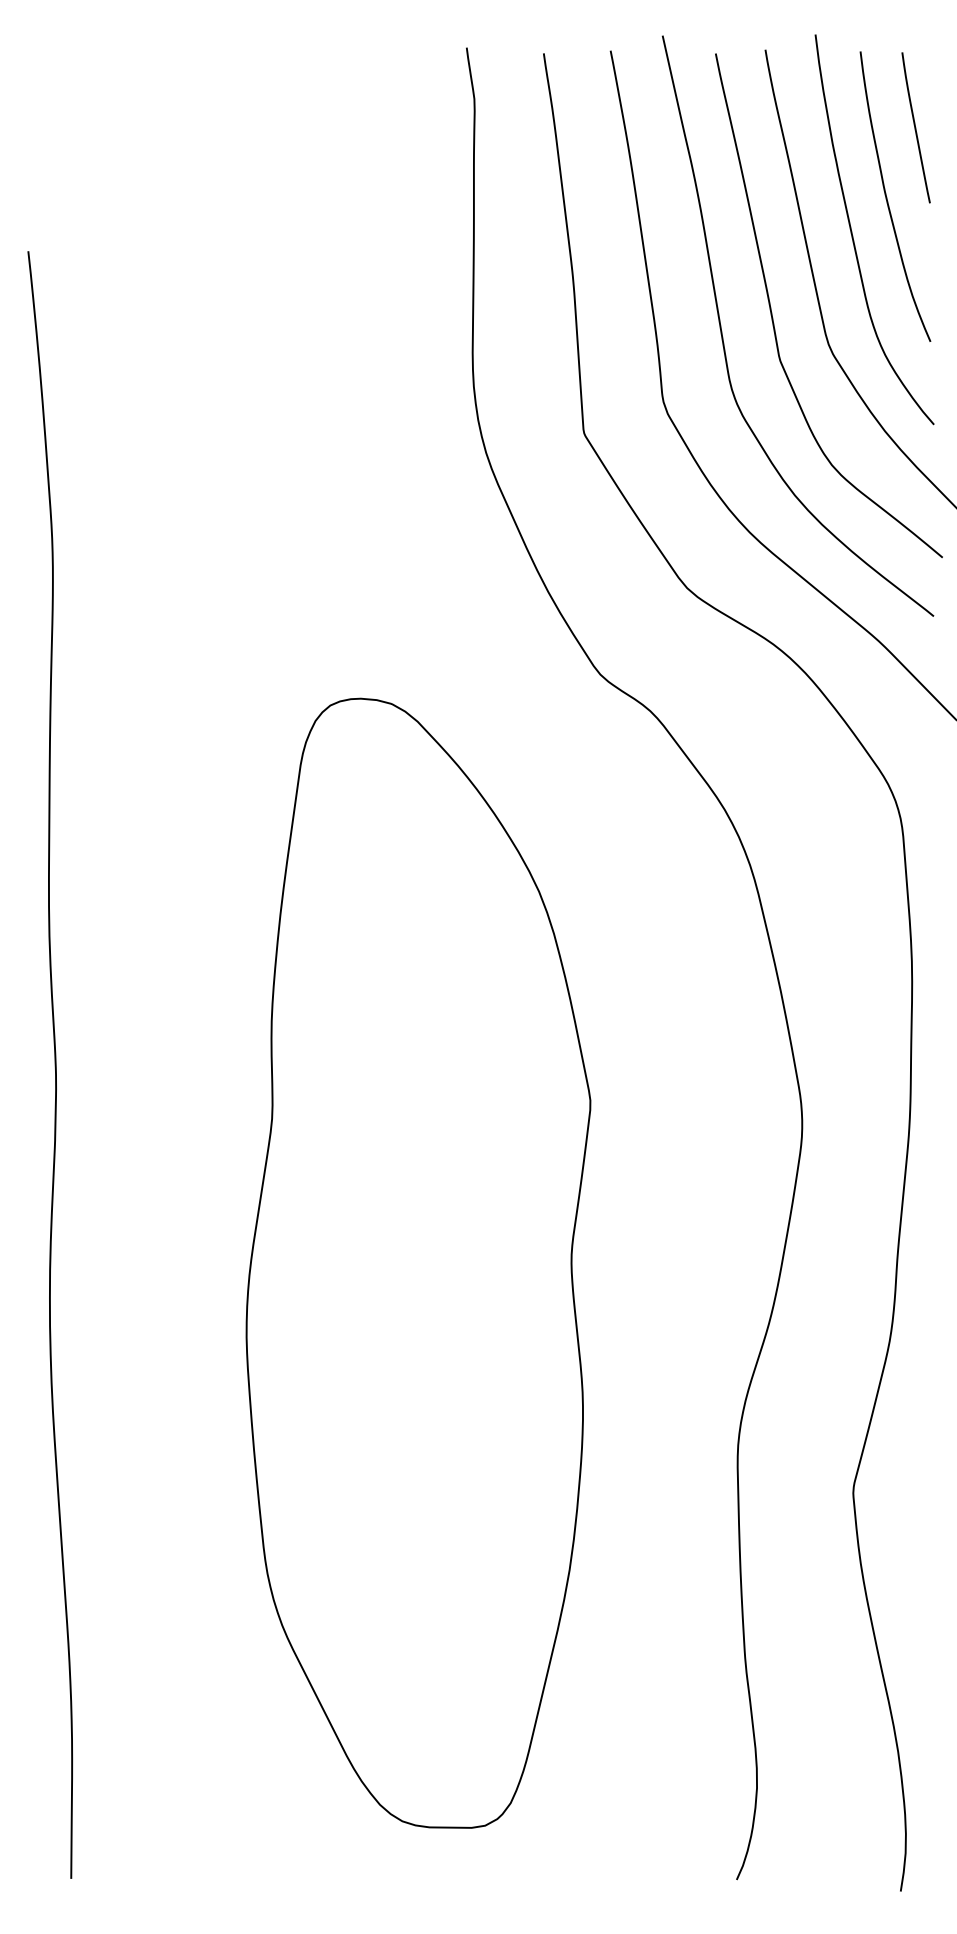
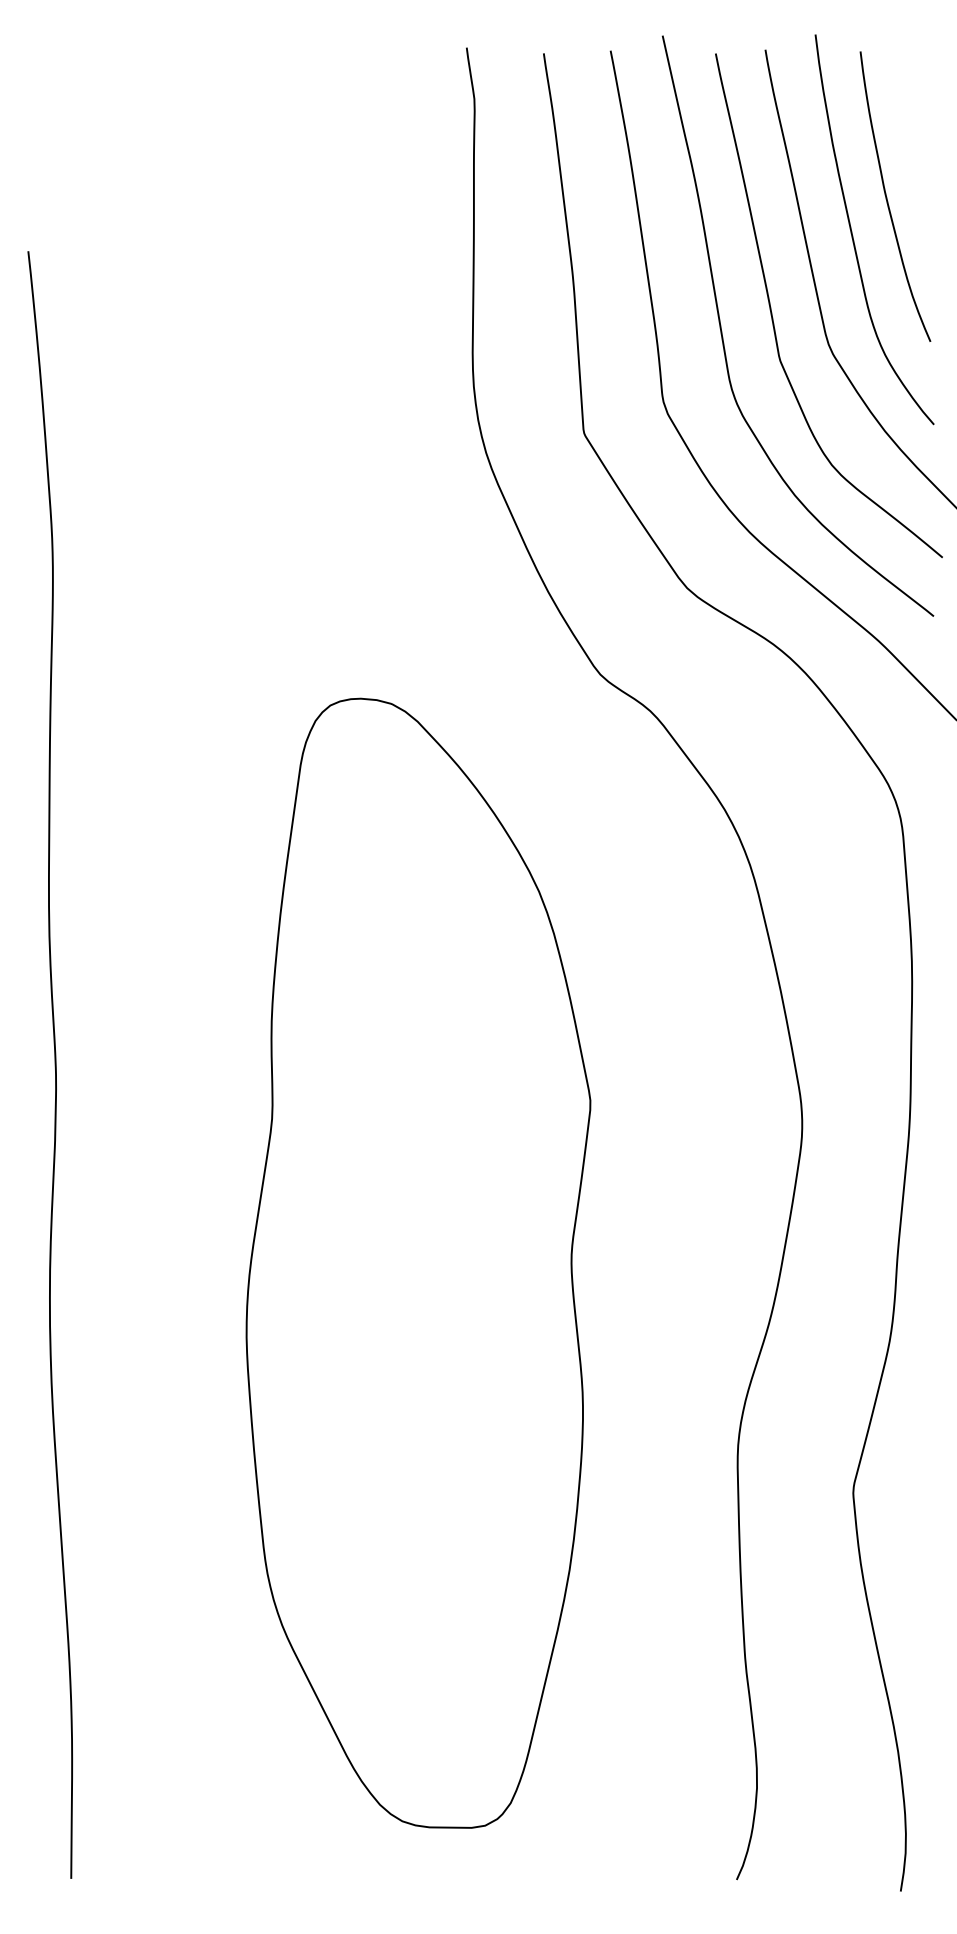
curve: present -> none (915, 127)
